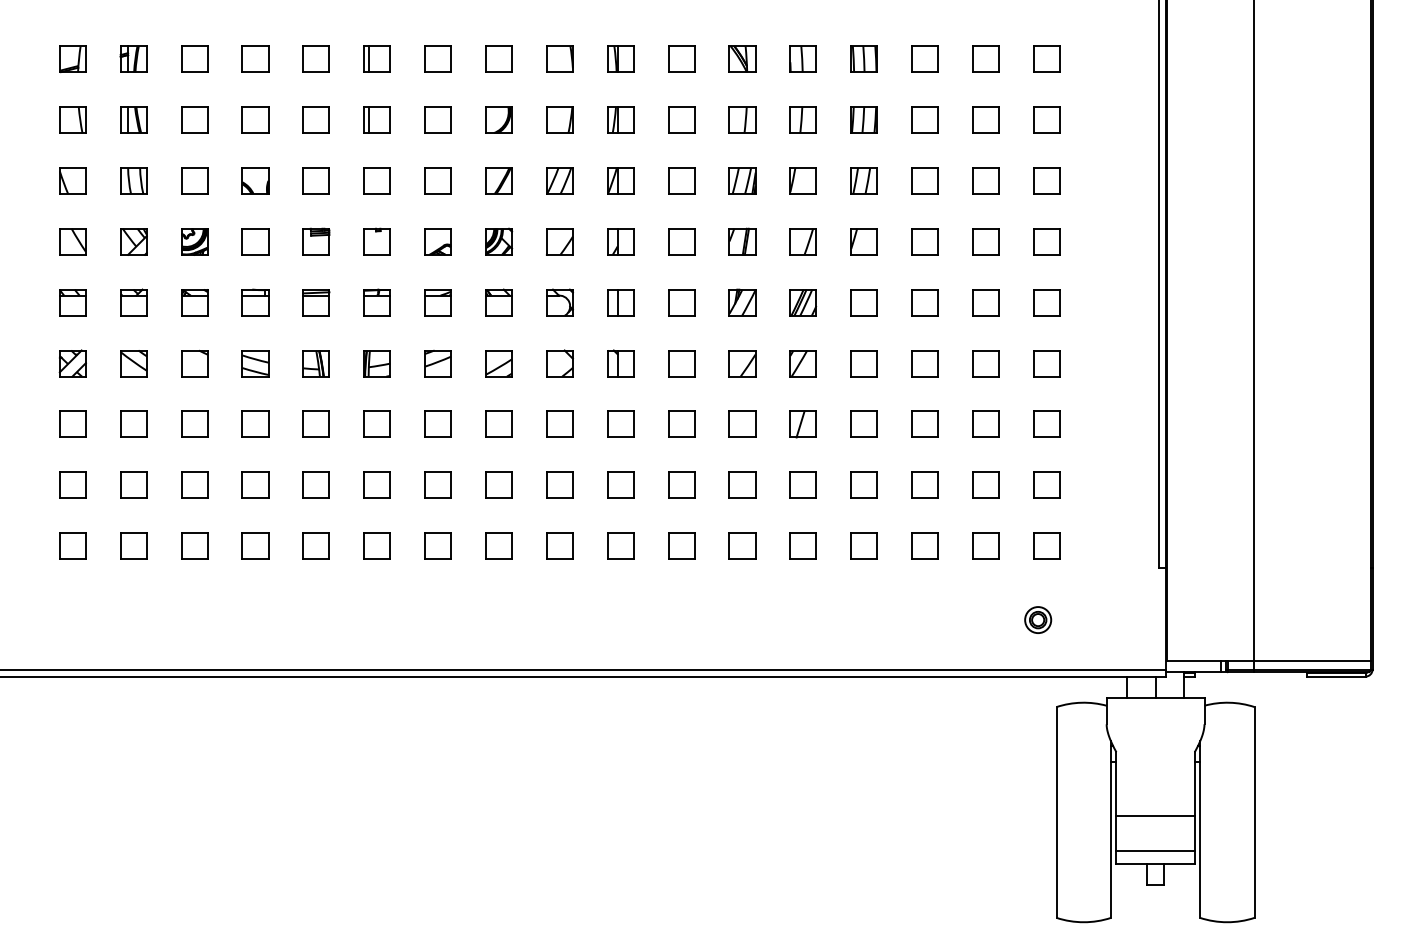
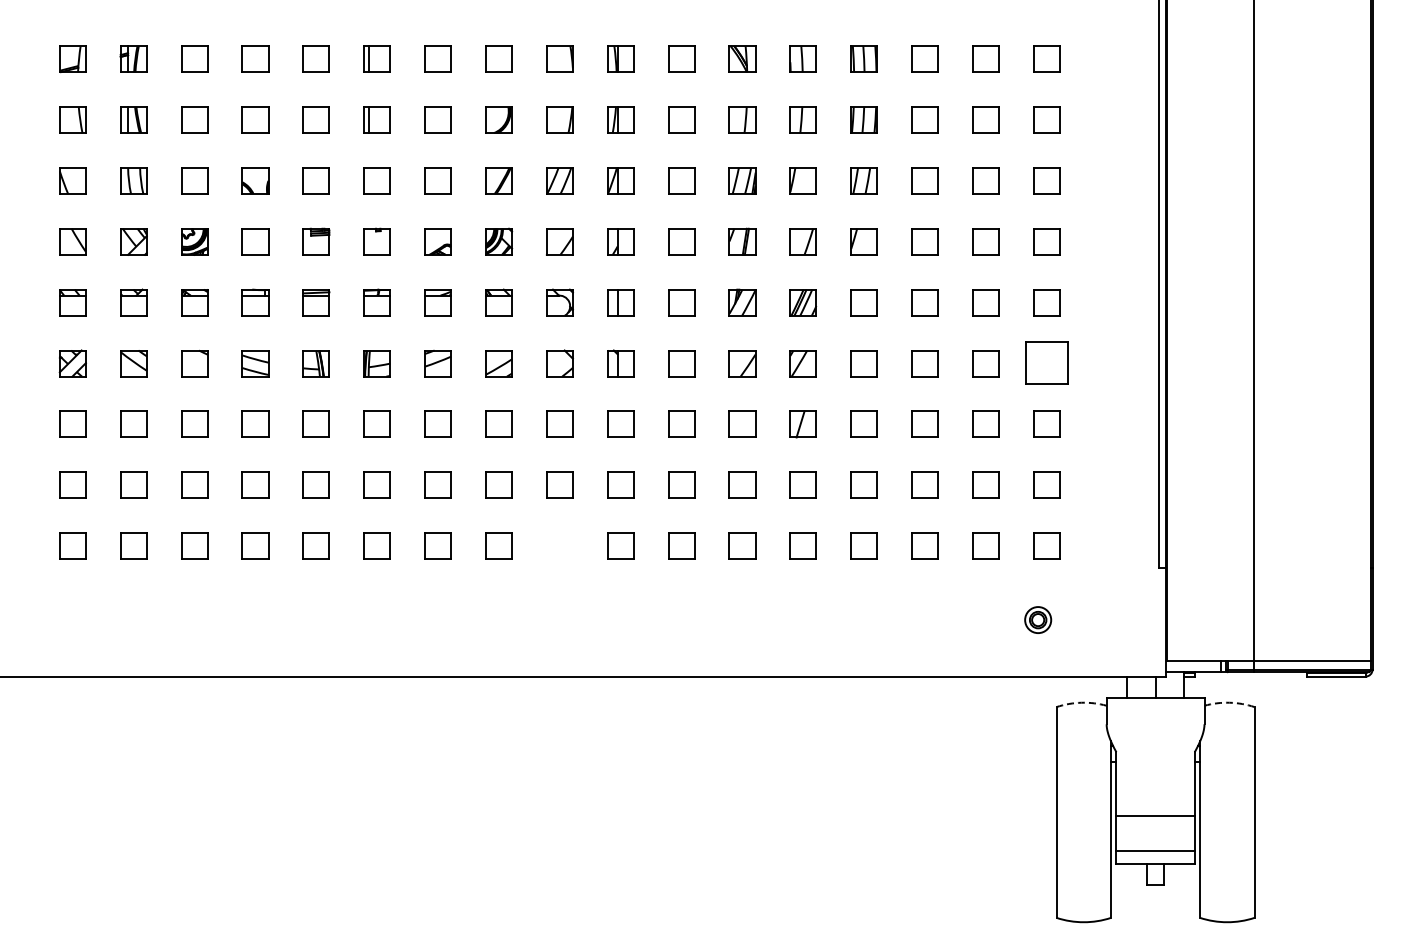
part size: 28x28 px -> 44x44 px (1046, 362)
part: present -> none (559, 545)
line: present -> none (584, 669)
arc: solid -> dashed (1081, 702)
arc: solid -> dashed (1229, 702)
